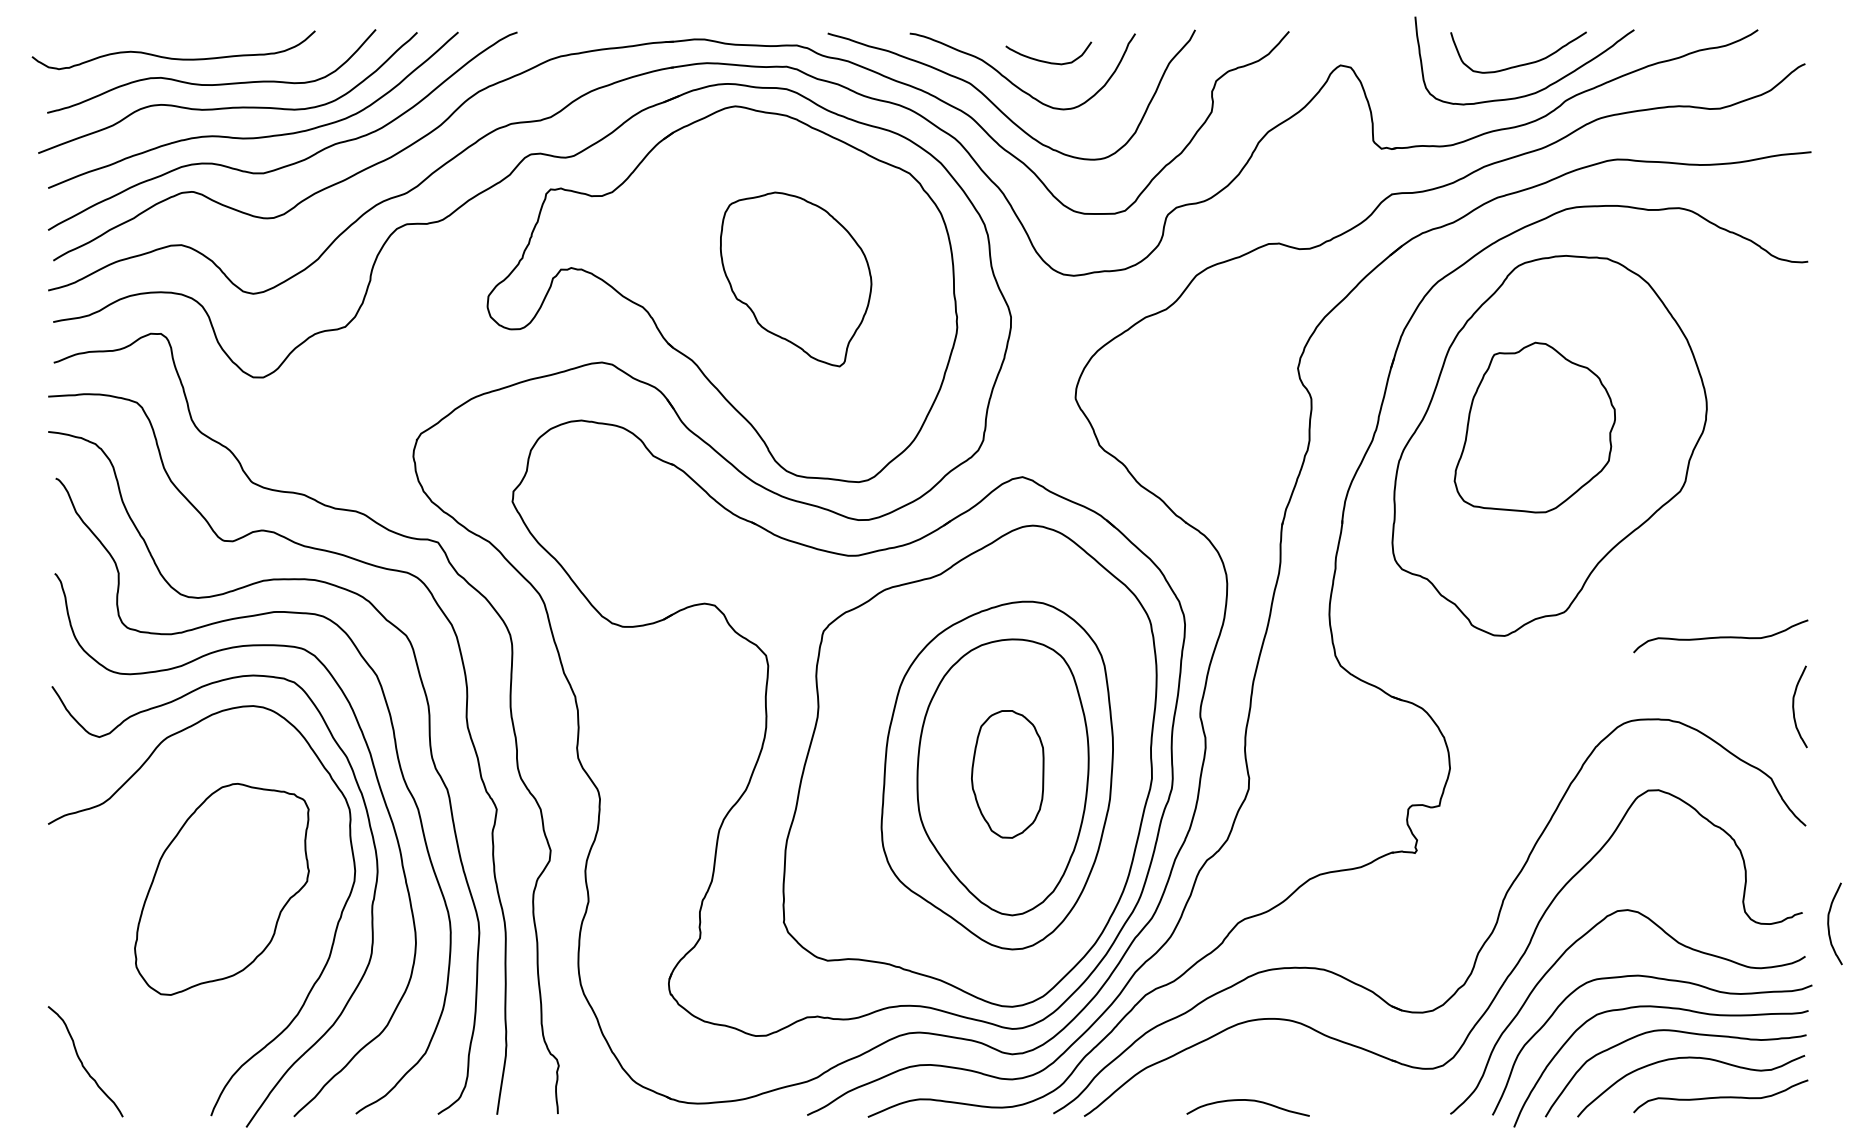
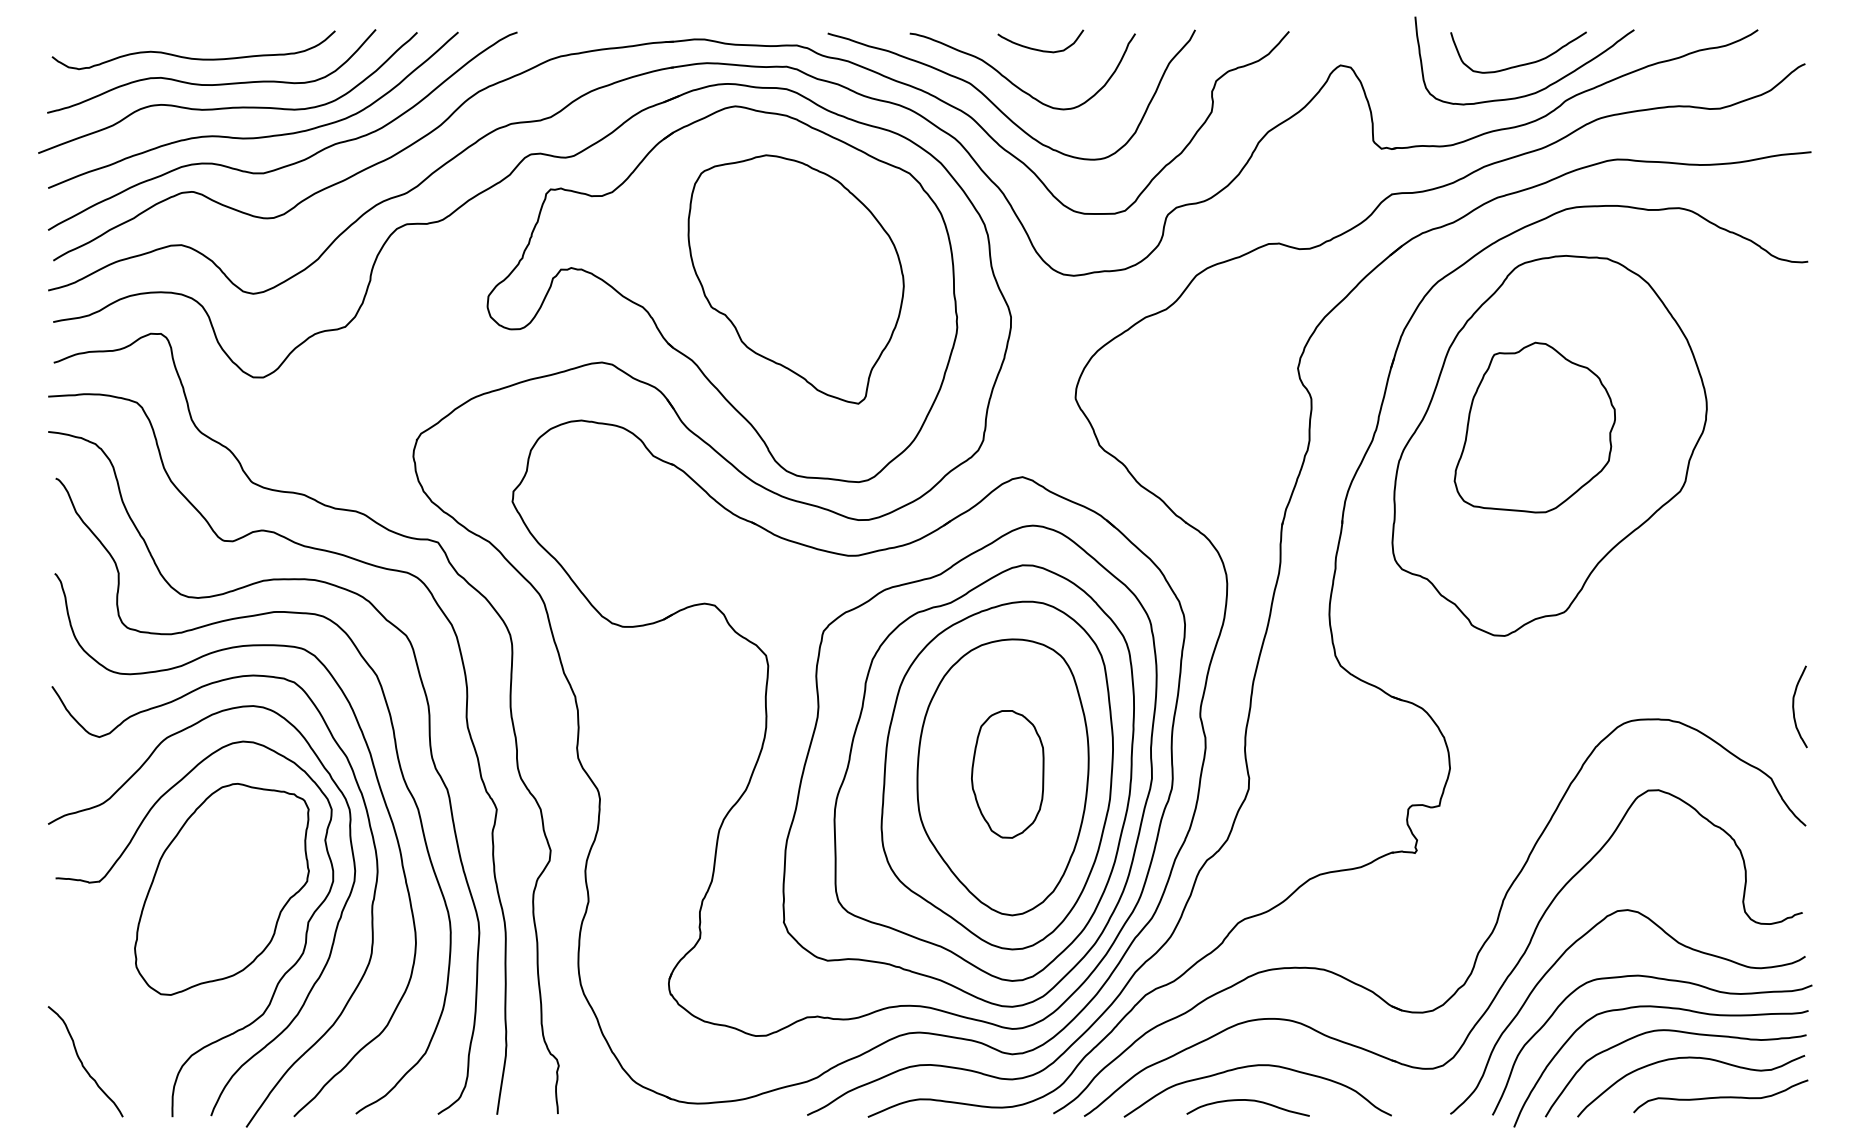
curve position: (171, 57) -> (191, 57) (191, 57)
curve position: (1048, 61) -> (1040, 49) (1040, 49)
part size: 154x177 px -> 218x251 px (795, 279)
curve: present -> none (1720, 636)
part: none -> present (983, 772)
curve: present -> none (1829, 923)
curve: none -> present (277, 982)
curve: none -> present (1257, 1066)
